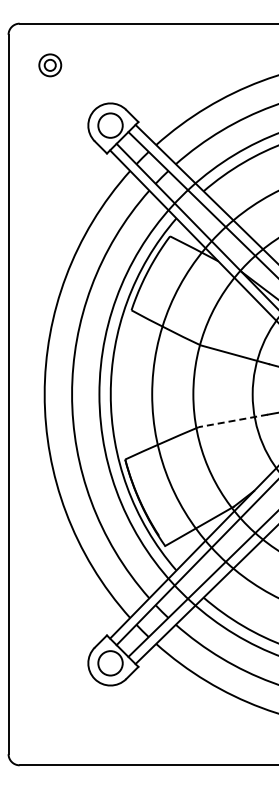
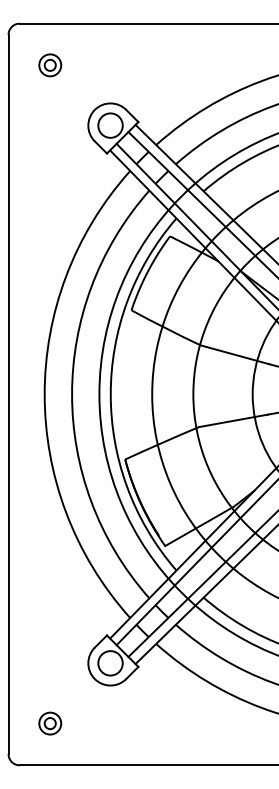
line: dashed -> solid (232, 420)
part: none -> present (50, 723)
